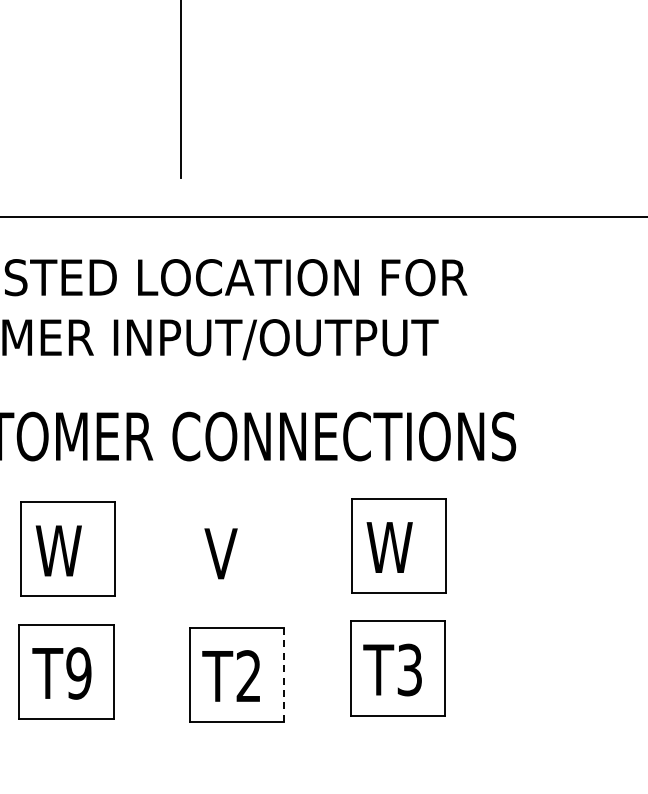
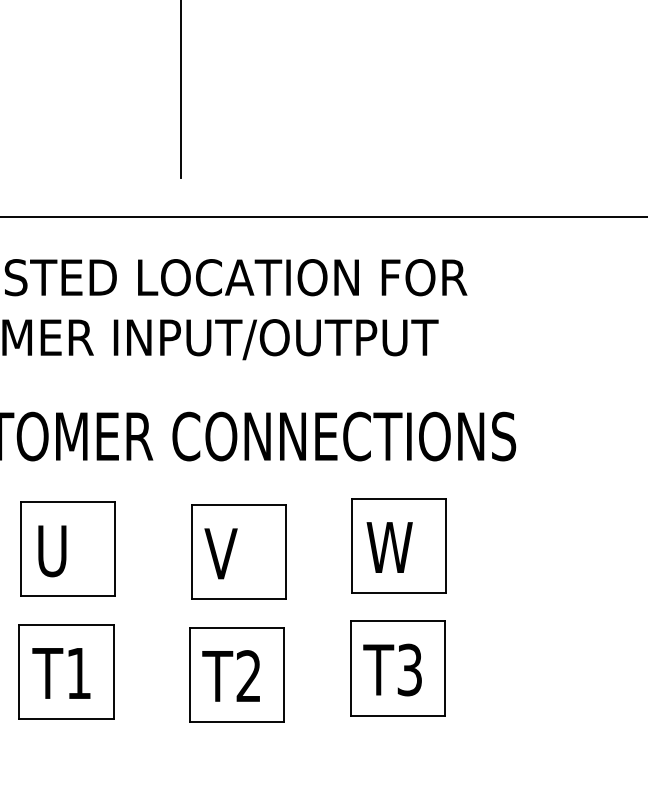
text: W -> U (58, 551)
part: none -> present (238, 551)
text: T9 -> T1 (78, 673)
line: dashed -> solid (284, 674)
